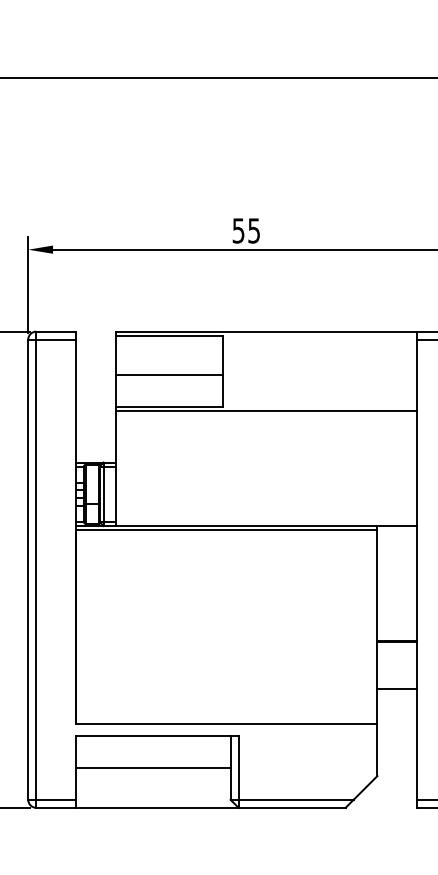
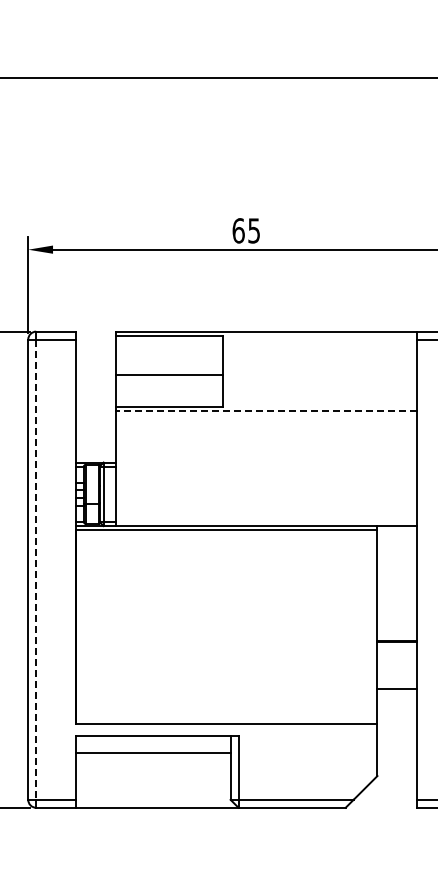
text: 55 -> 65 (238, 230)
line: solid -> dashed (266, 411)
line: solid -> dashed (36, 570)
line position: (152, 768) -> (152, 753) (152, 753)
